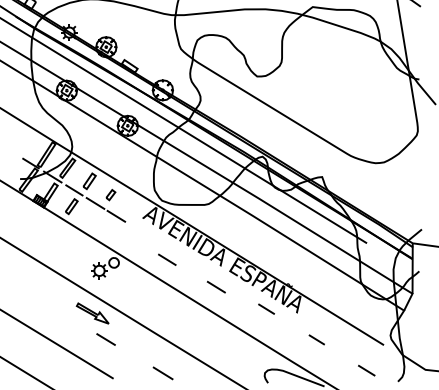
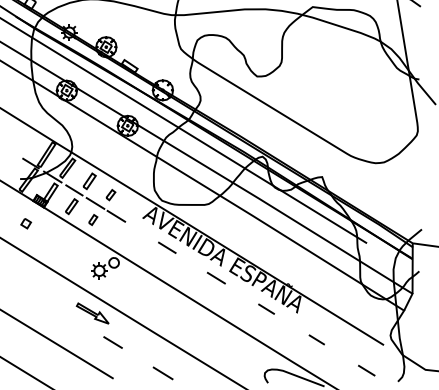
part: none -> present (93, 220)
part: none -> present (26, 223)
line position: (167, 259) -> (167, 247) (167, 247)
line position: (215, 286) -> (215, 277) (215, 277)
line position: (105, 339) -> (112, 342) (112, 342)
